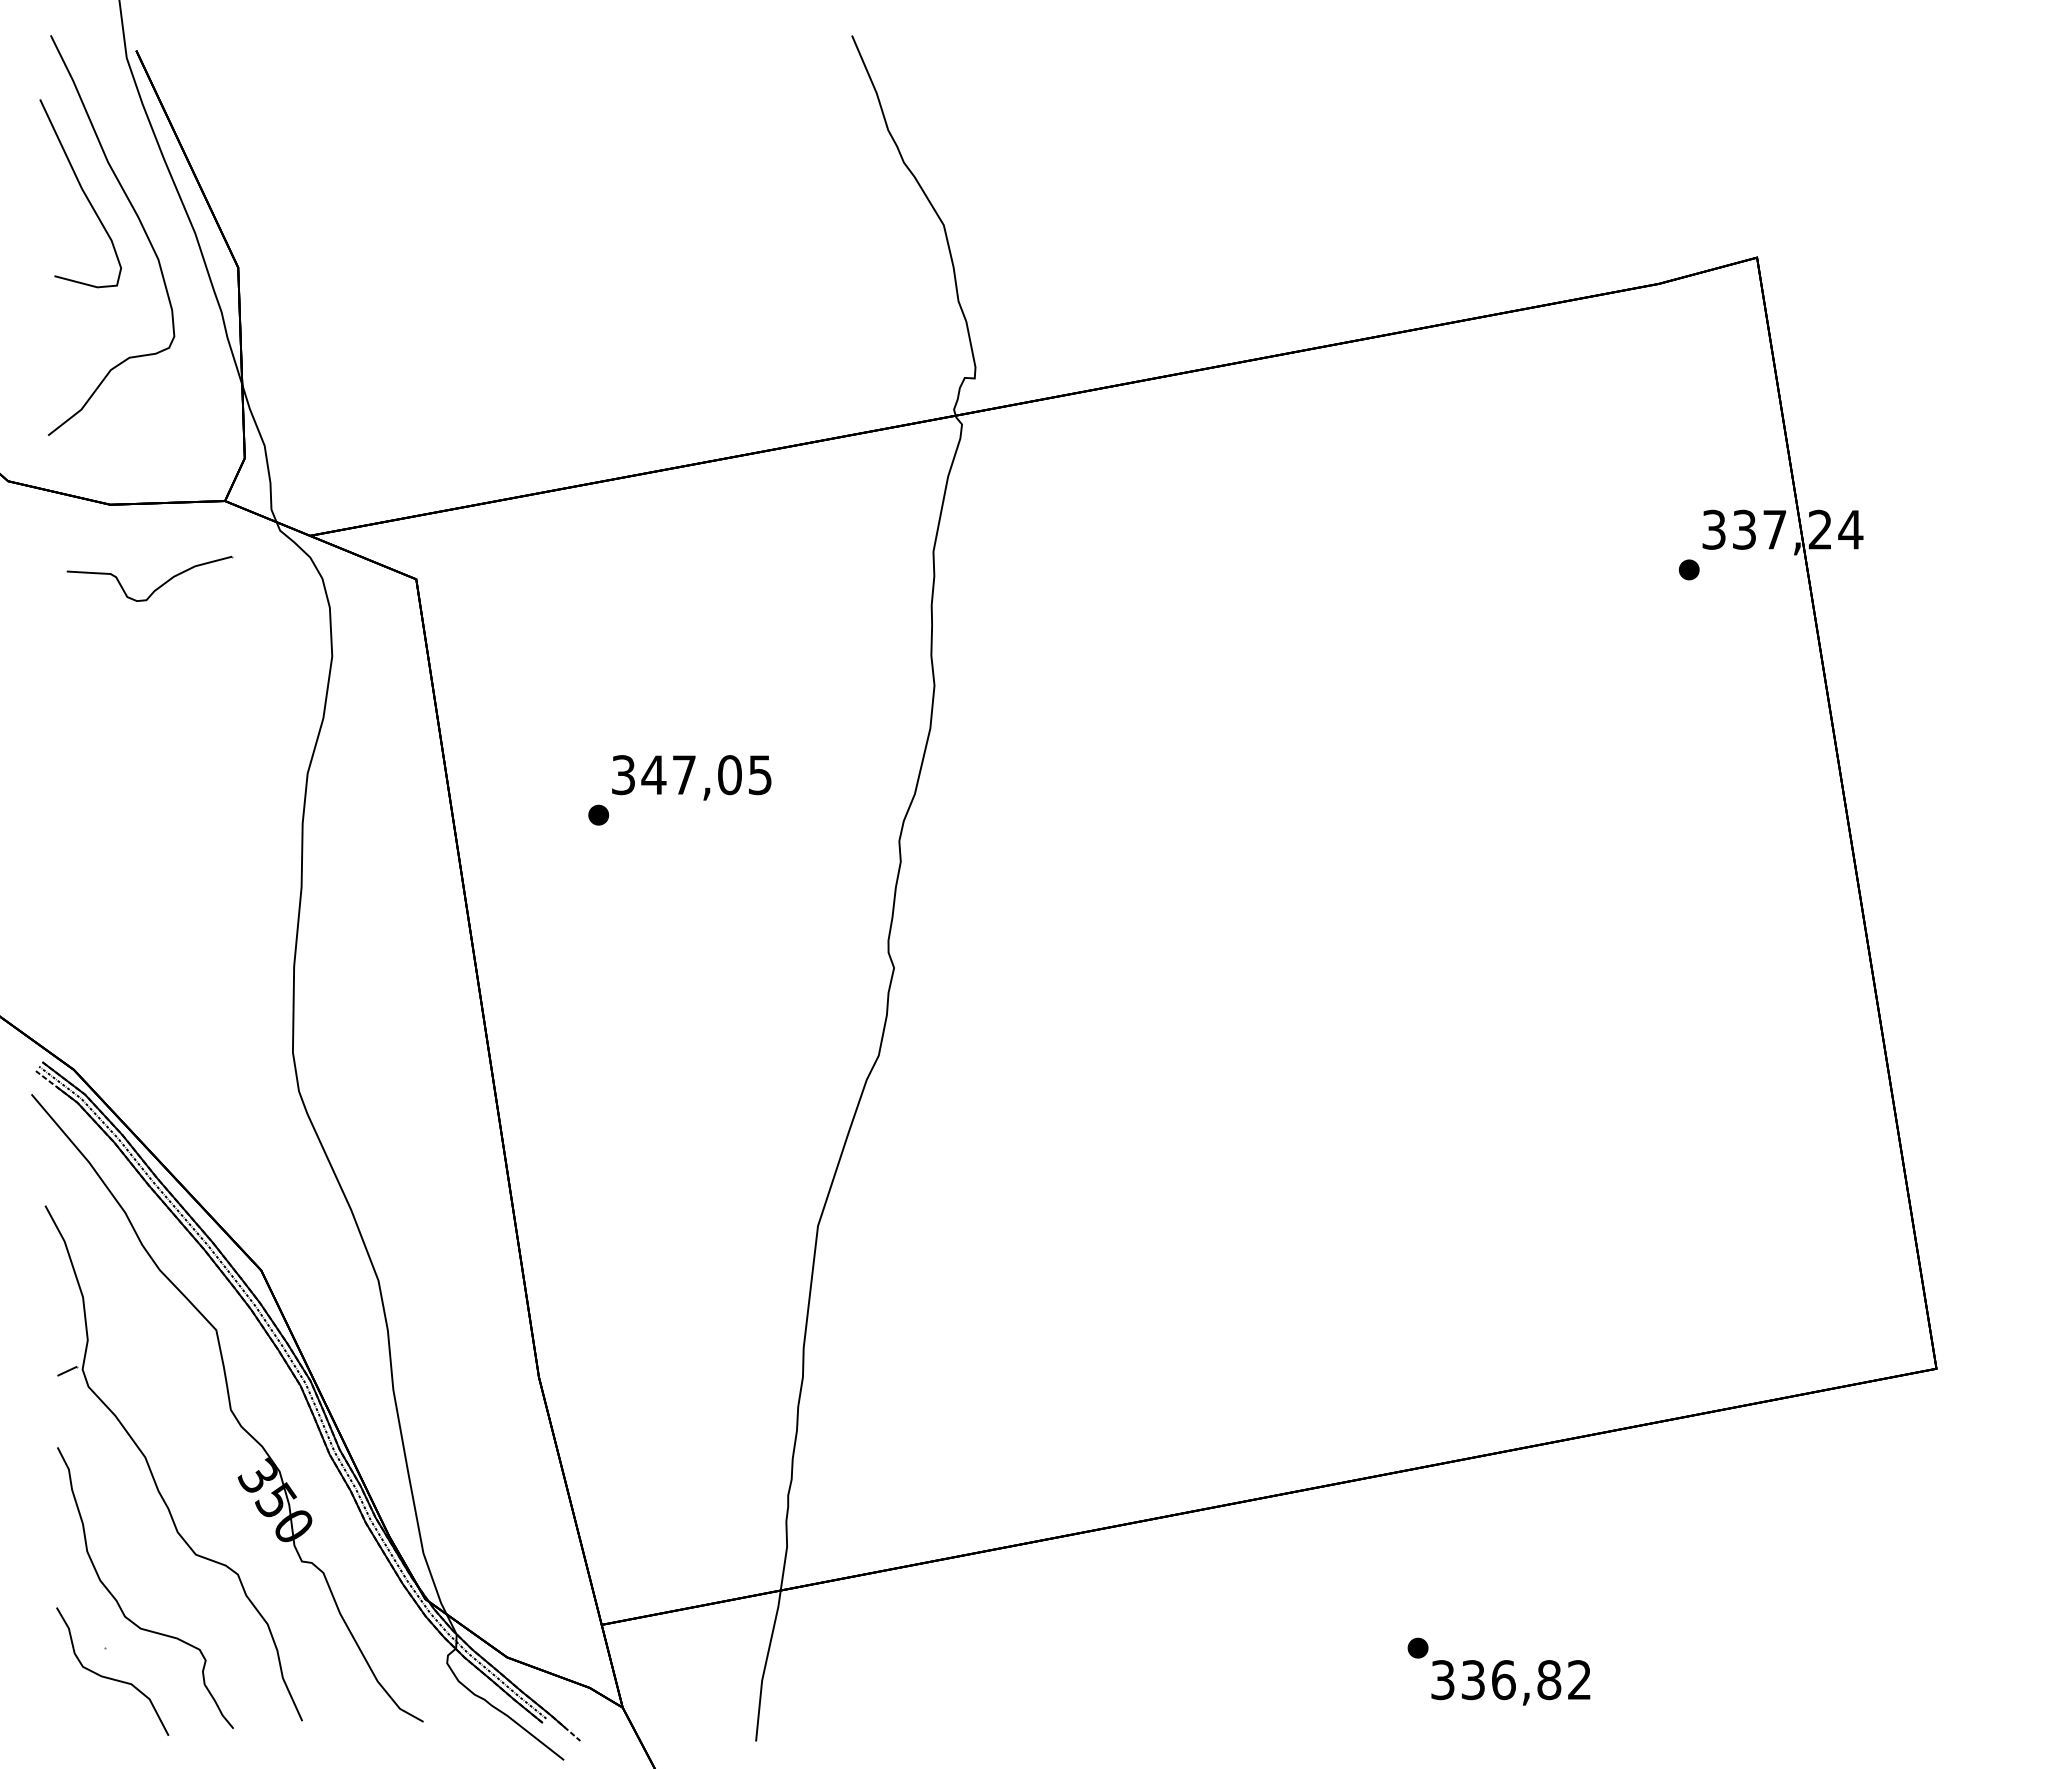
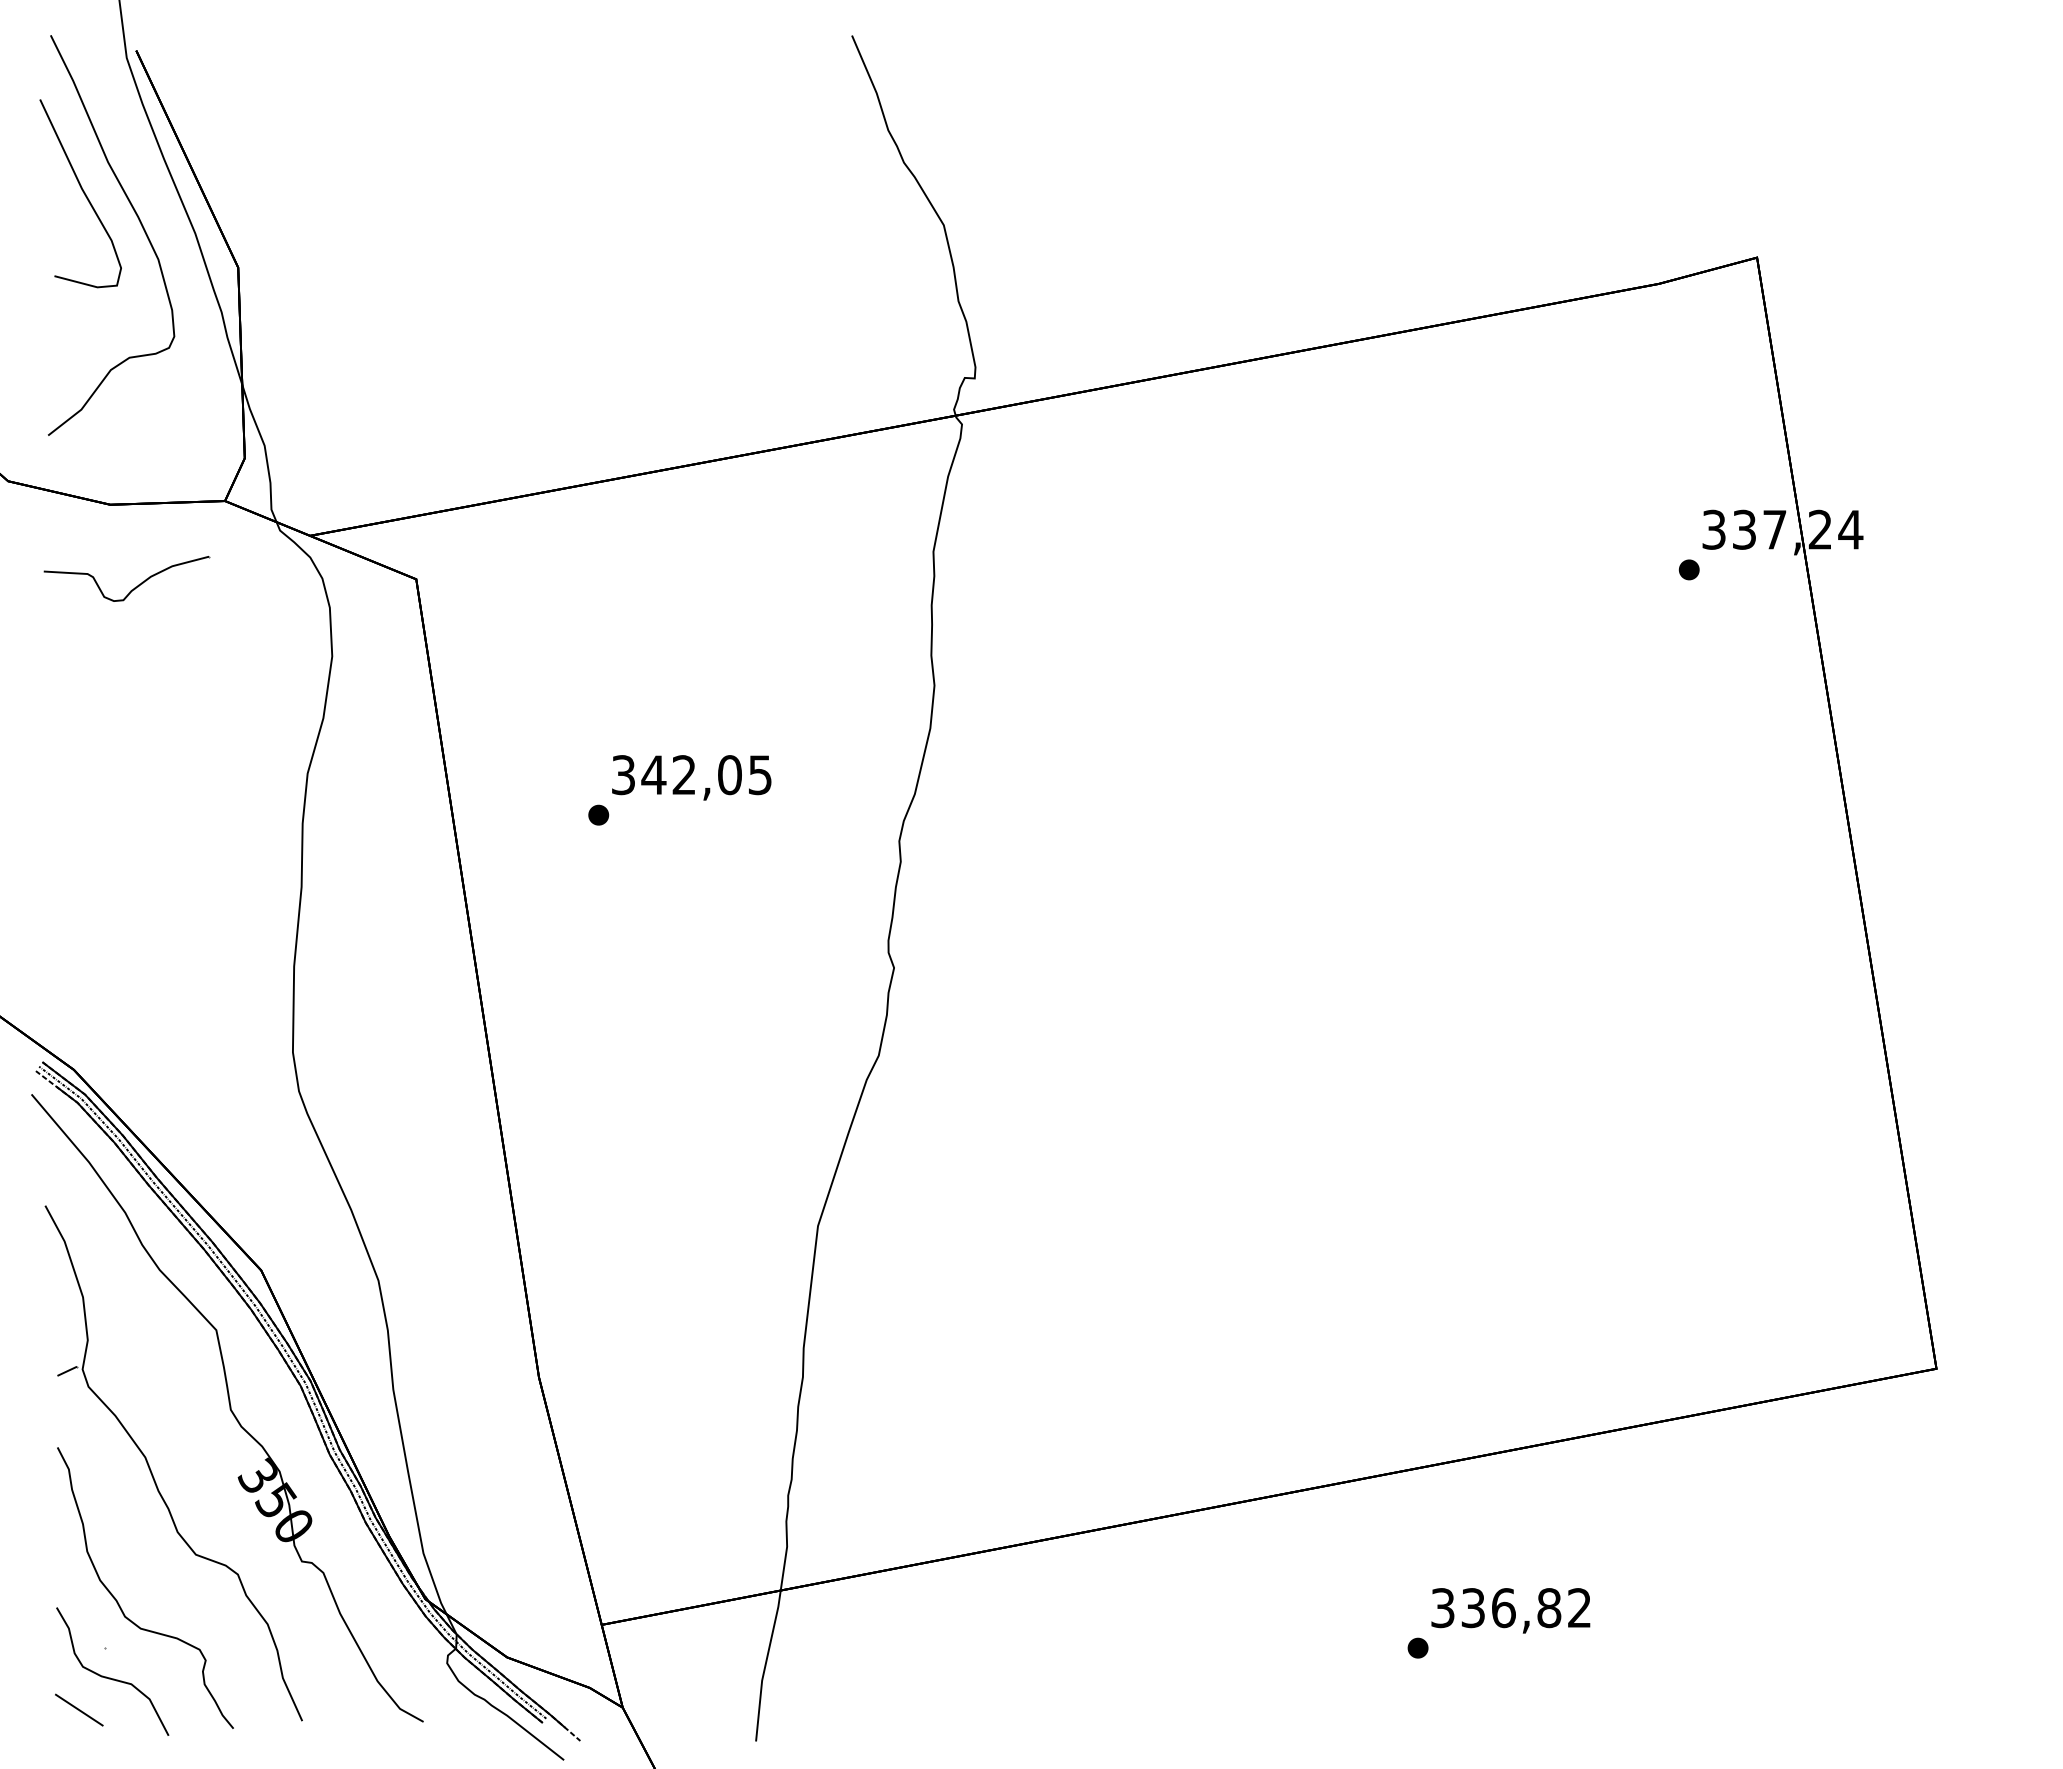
part position: (157, 587) -> (134, 587) (134, 587)
text: 347,05 -> 342,05 (683, 774)
text position: (1510, 1682) -> (1510, 1610) (1510, 1610)
line: none -> present (79, 1709)
